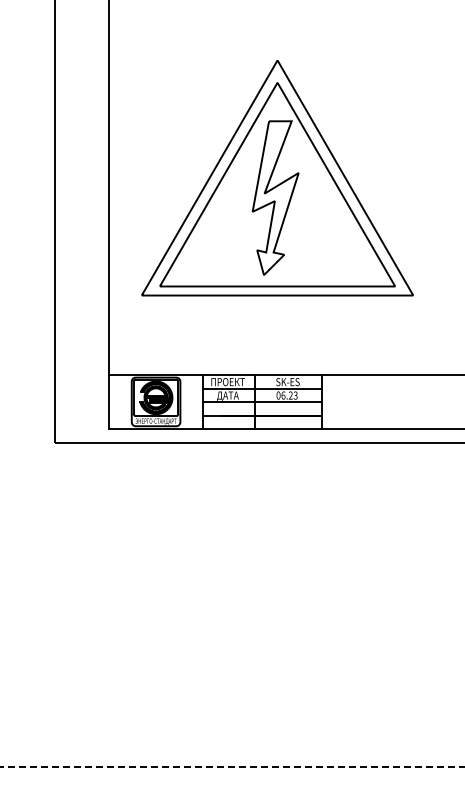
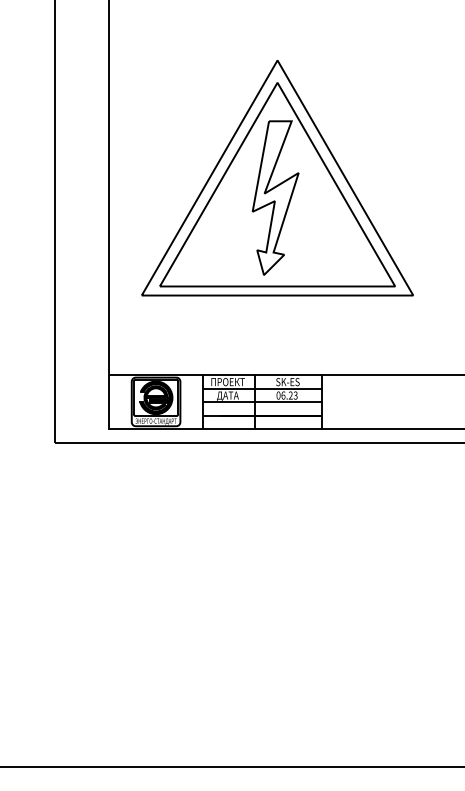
line: dashed -> solid (232, 766)
